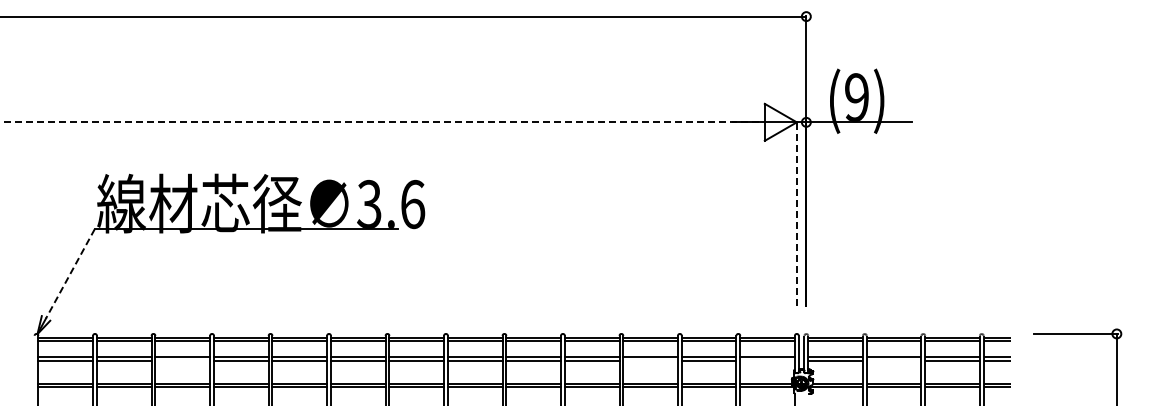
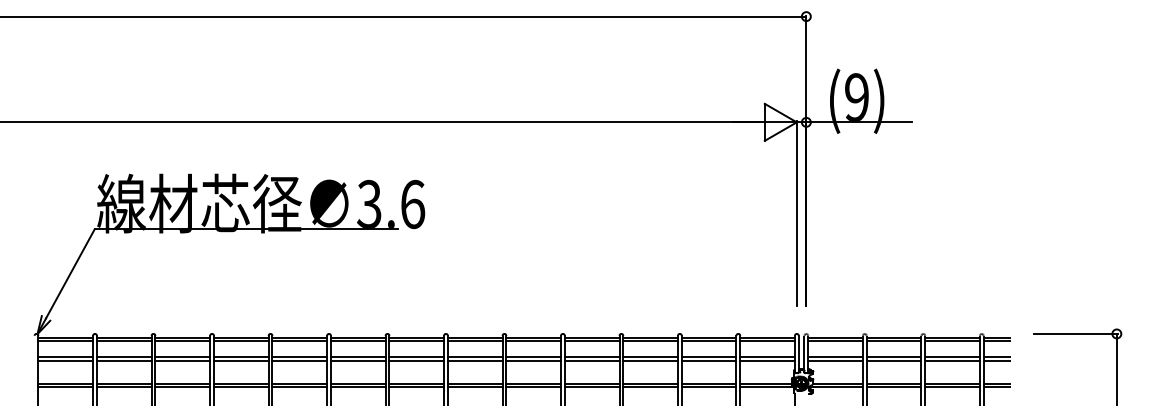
line: dashed -> solid (379, 122)
line: dashed -> solid (796, 213)
line: dashed -> solid (70, 273)
line: none -> present (182, 360)
line: none -> present (650, 360)
line: none -> present (767, 360)
line: none -> present (893, 360)
